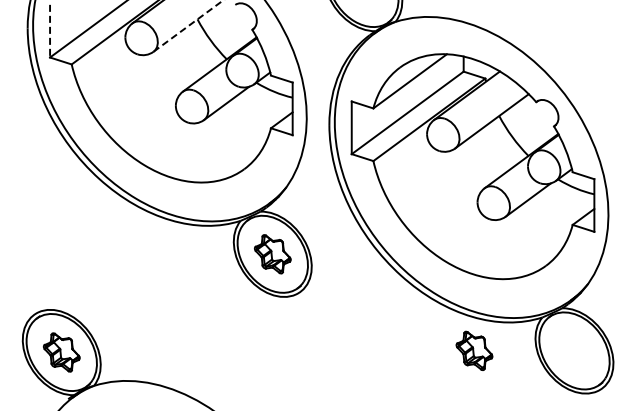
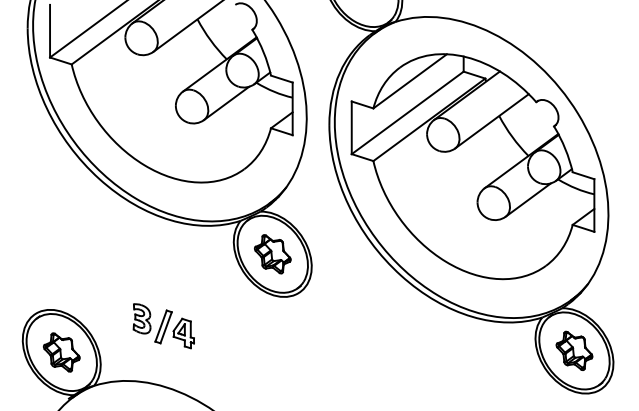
line: dashed -> solid (188, 25)
line: dashed -> solid (50, 31)
part: none -> present (163, 326)
part position: (474, 350) -> (574, 350) (574, 350)
